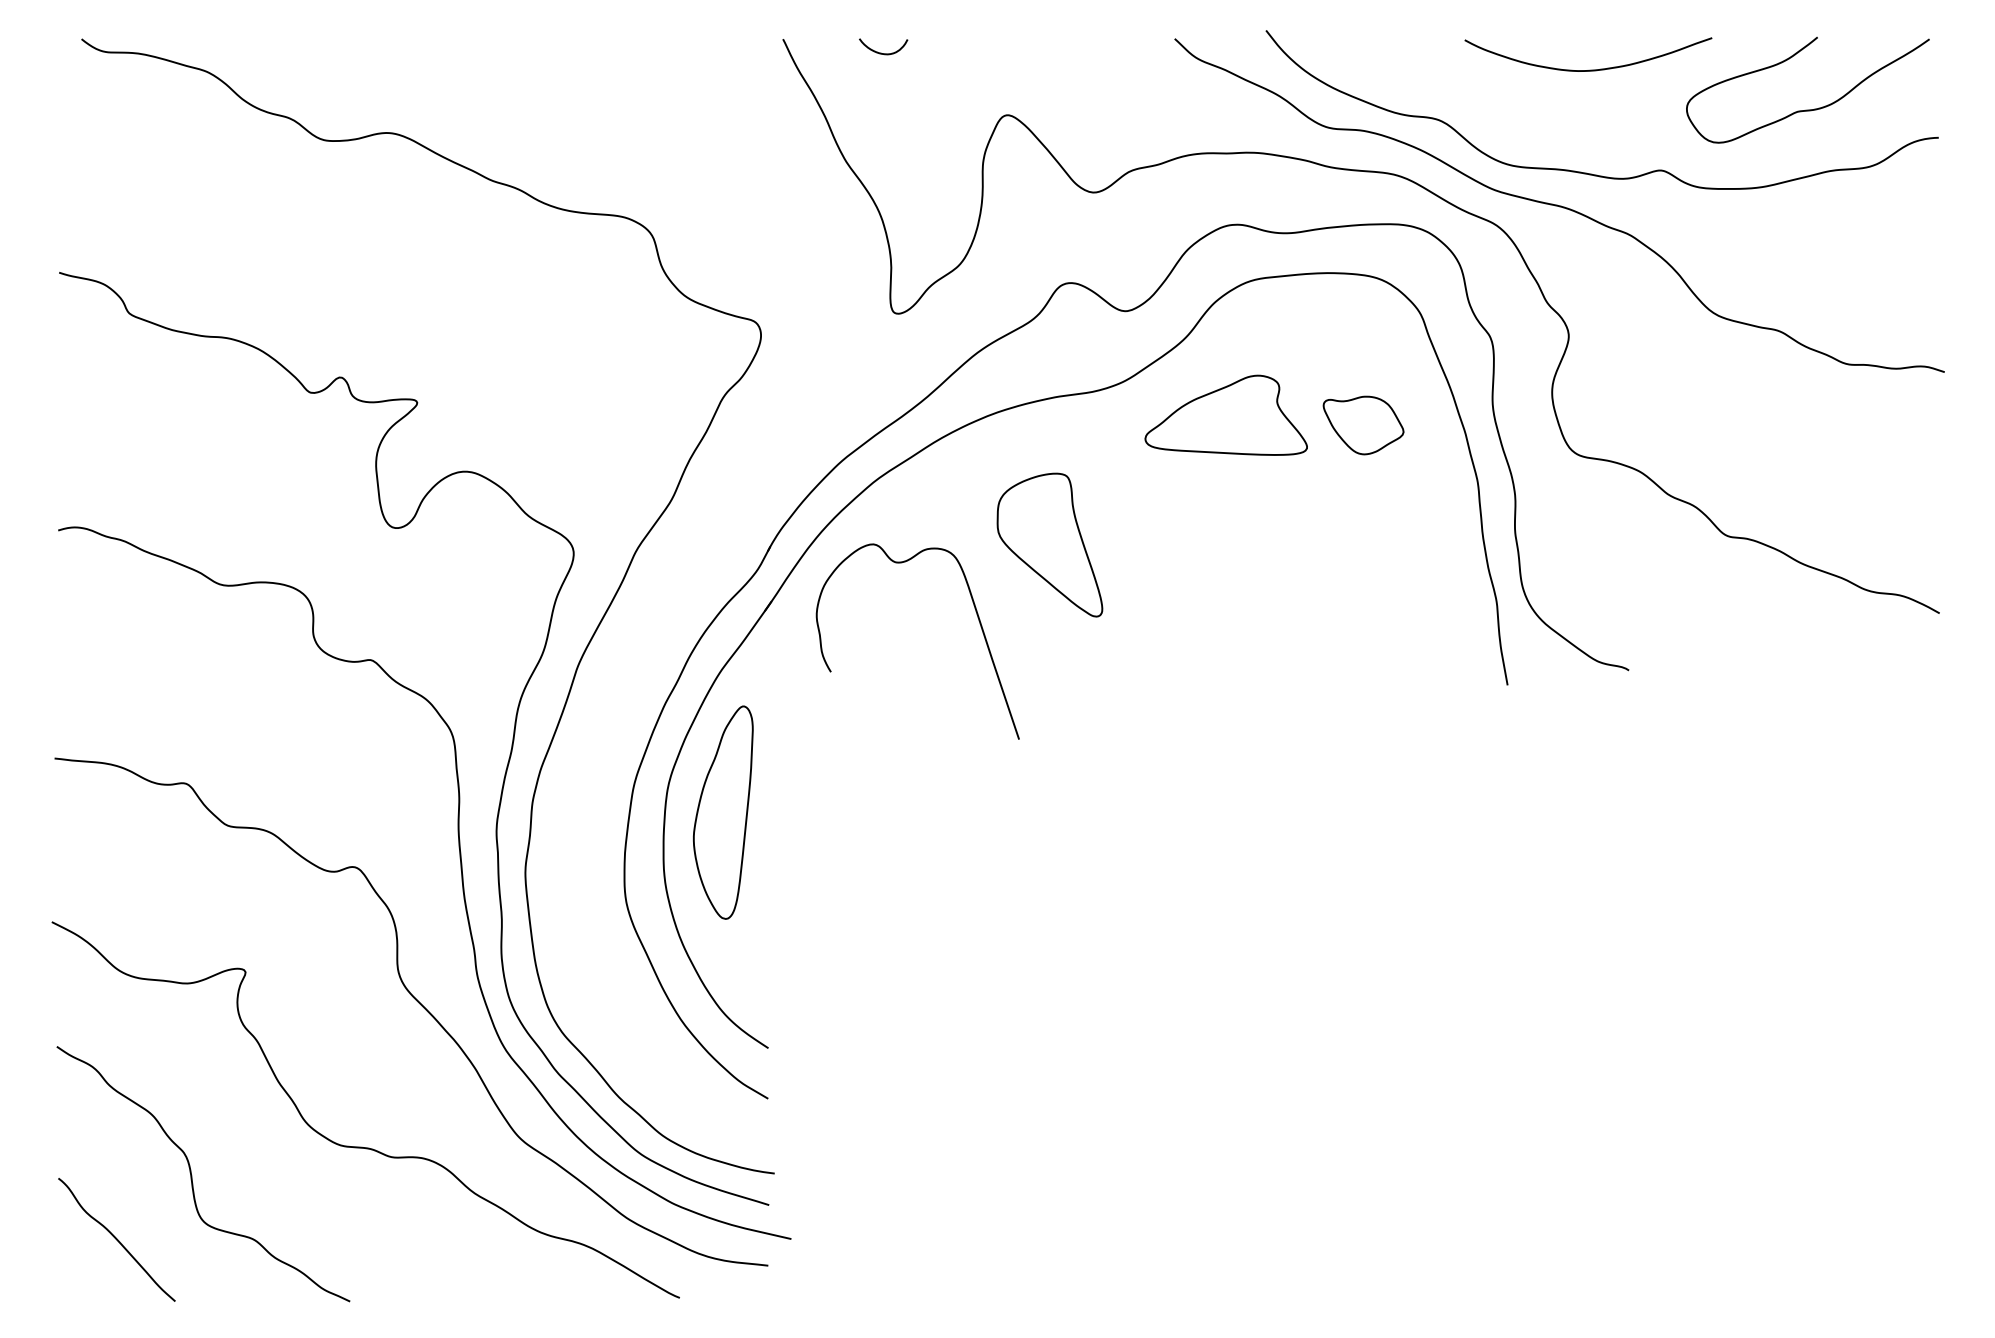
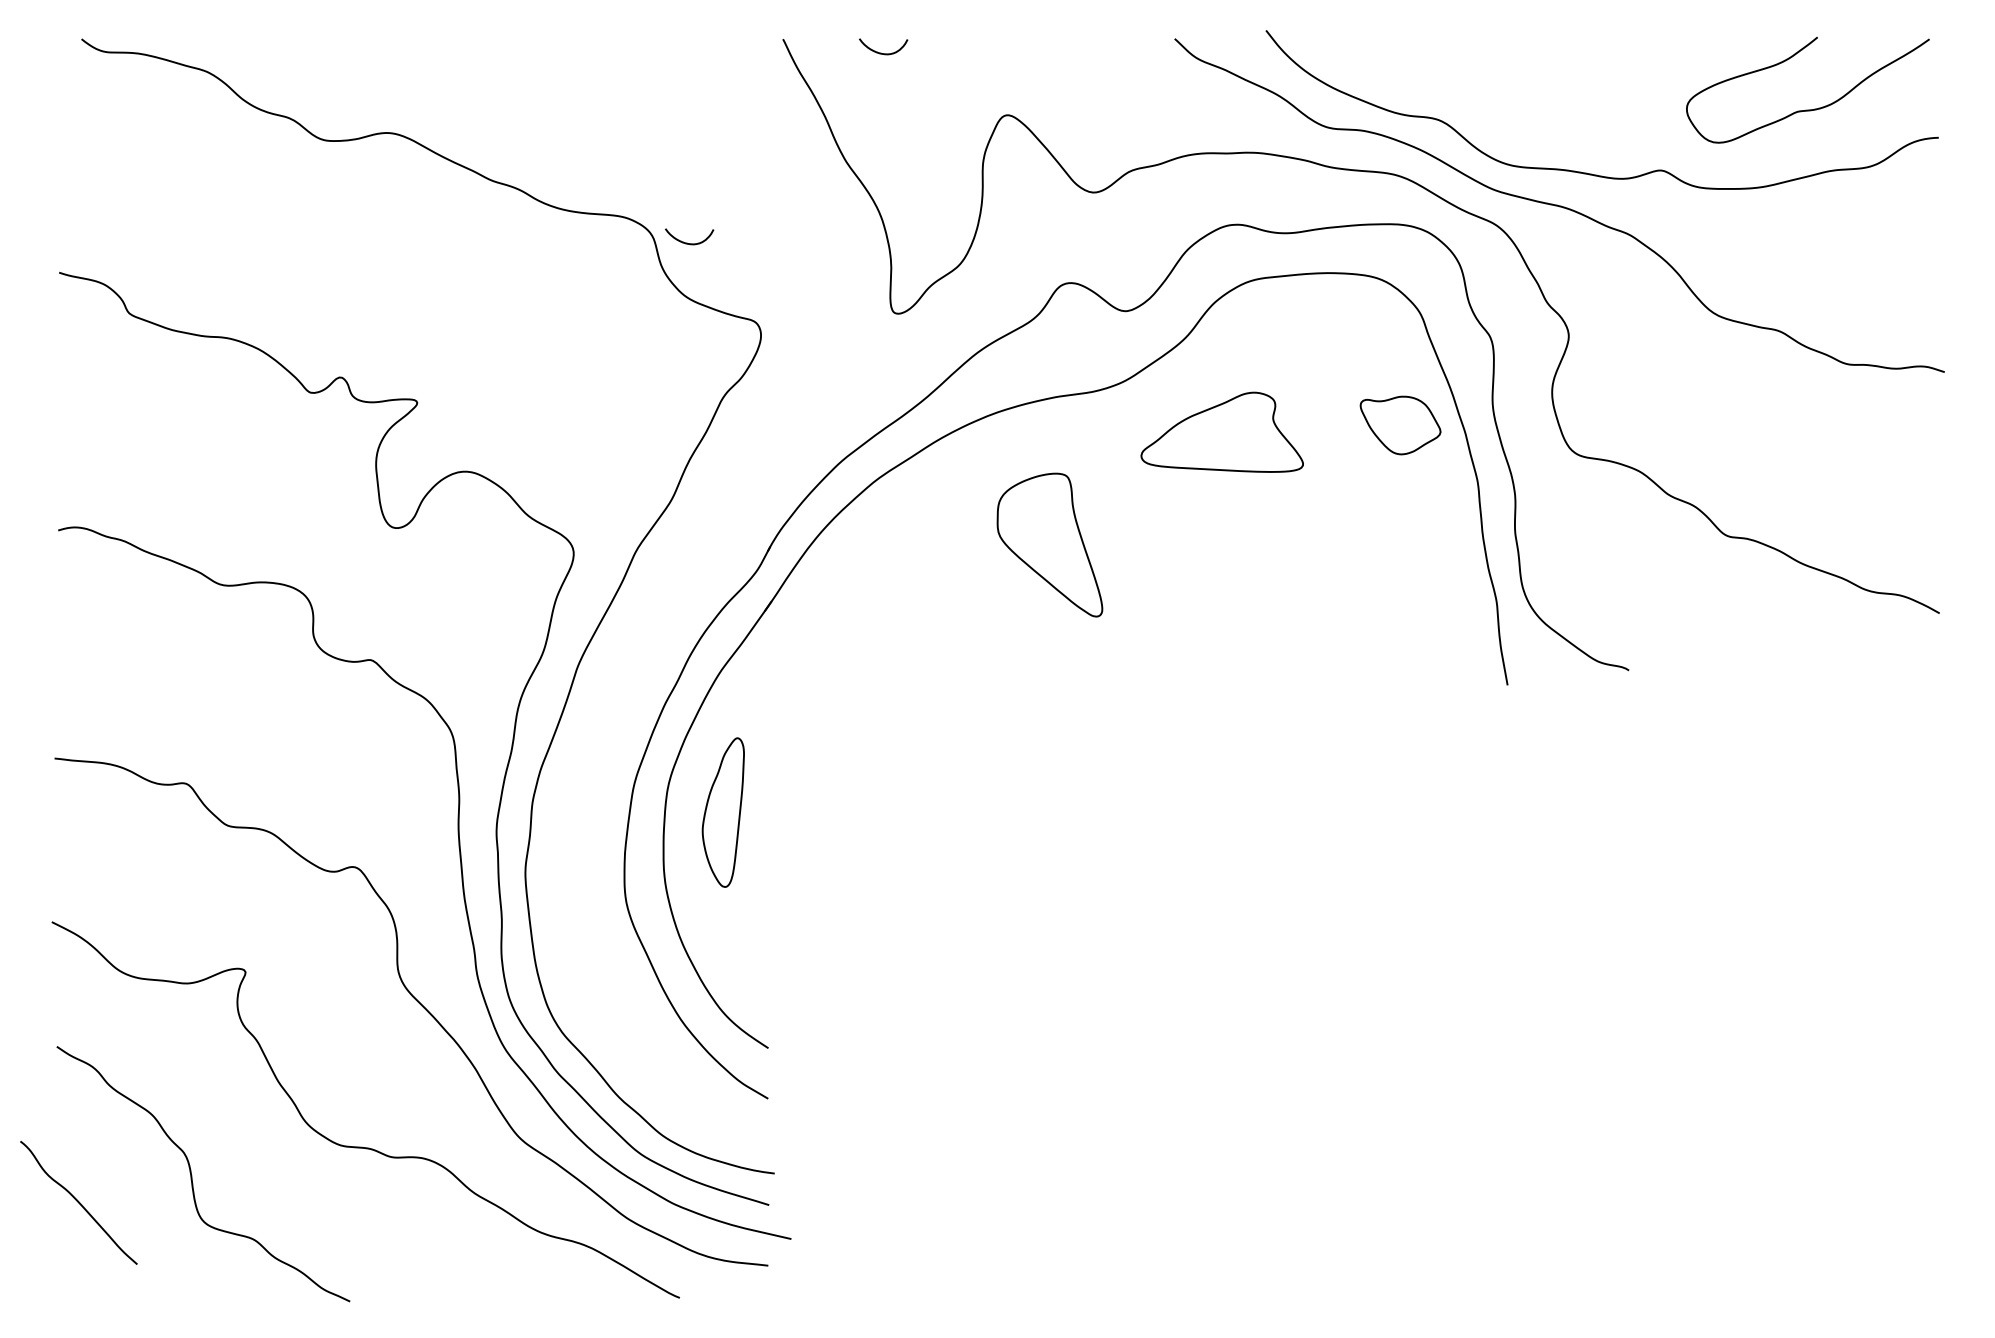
curve: present -> none (1589, 69)
curve: none -> present (687, 242)
part position: (1225, 414) -> (1221, 431) (1221, 431)
part position: (1363, 425) -> (1400, 425) (1400, 425)
curve: present -> none (979, 624)
part size: 61x215 px -> 44x151 px (722, 812)
curve position: (116, 1239) -> (78, 1202) (78, 1202)
